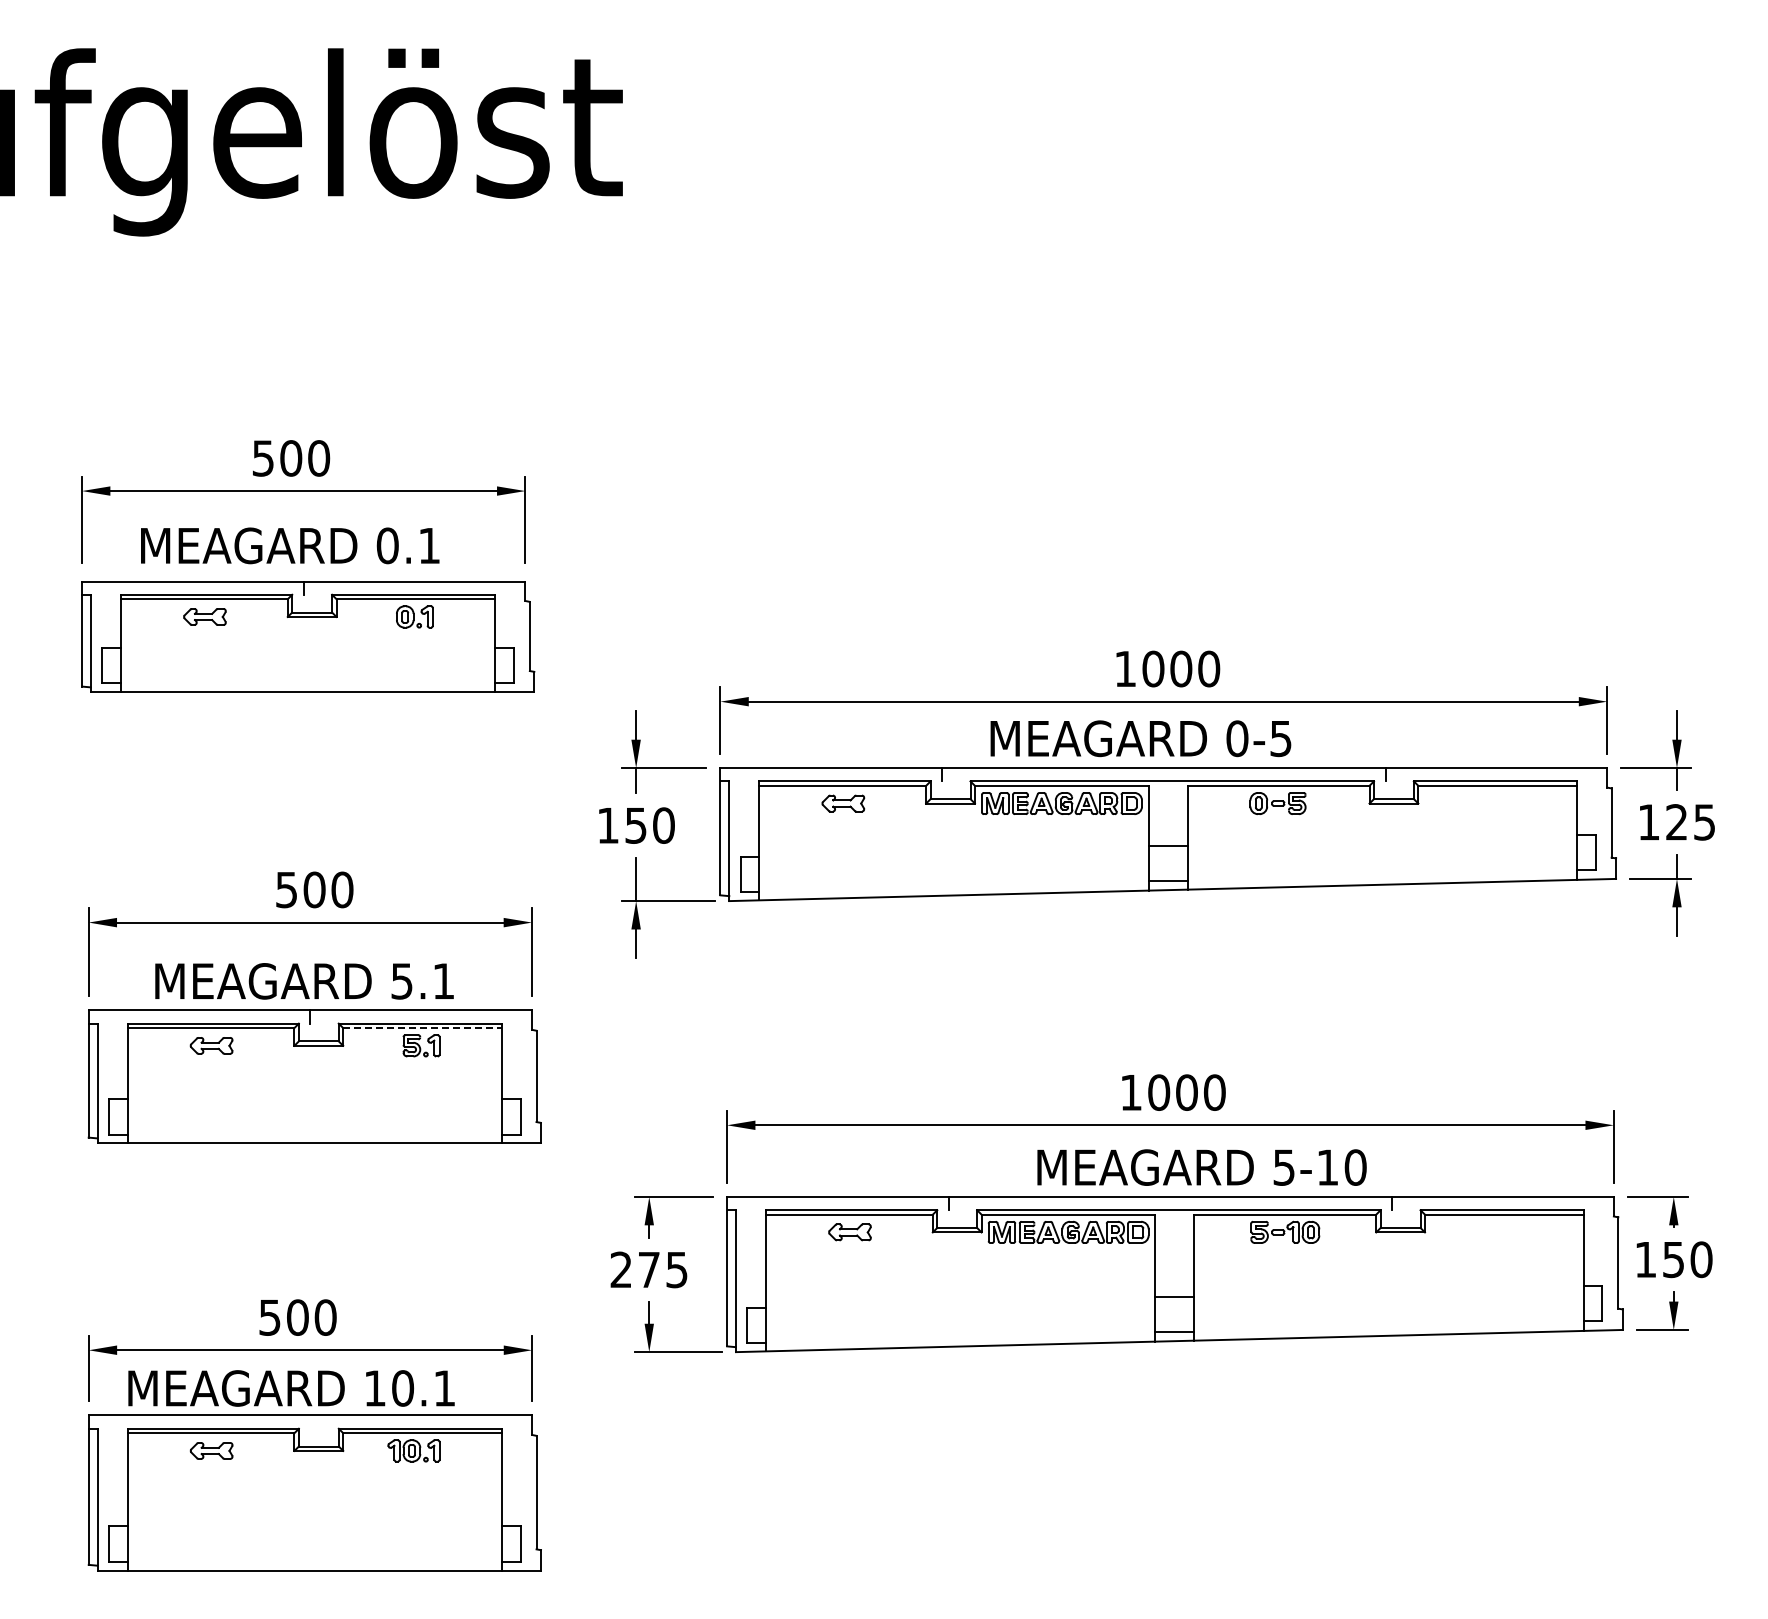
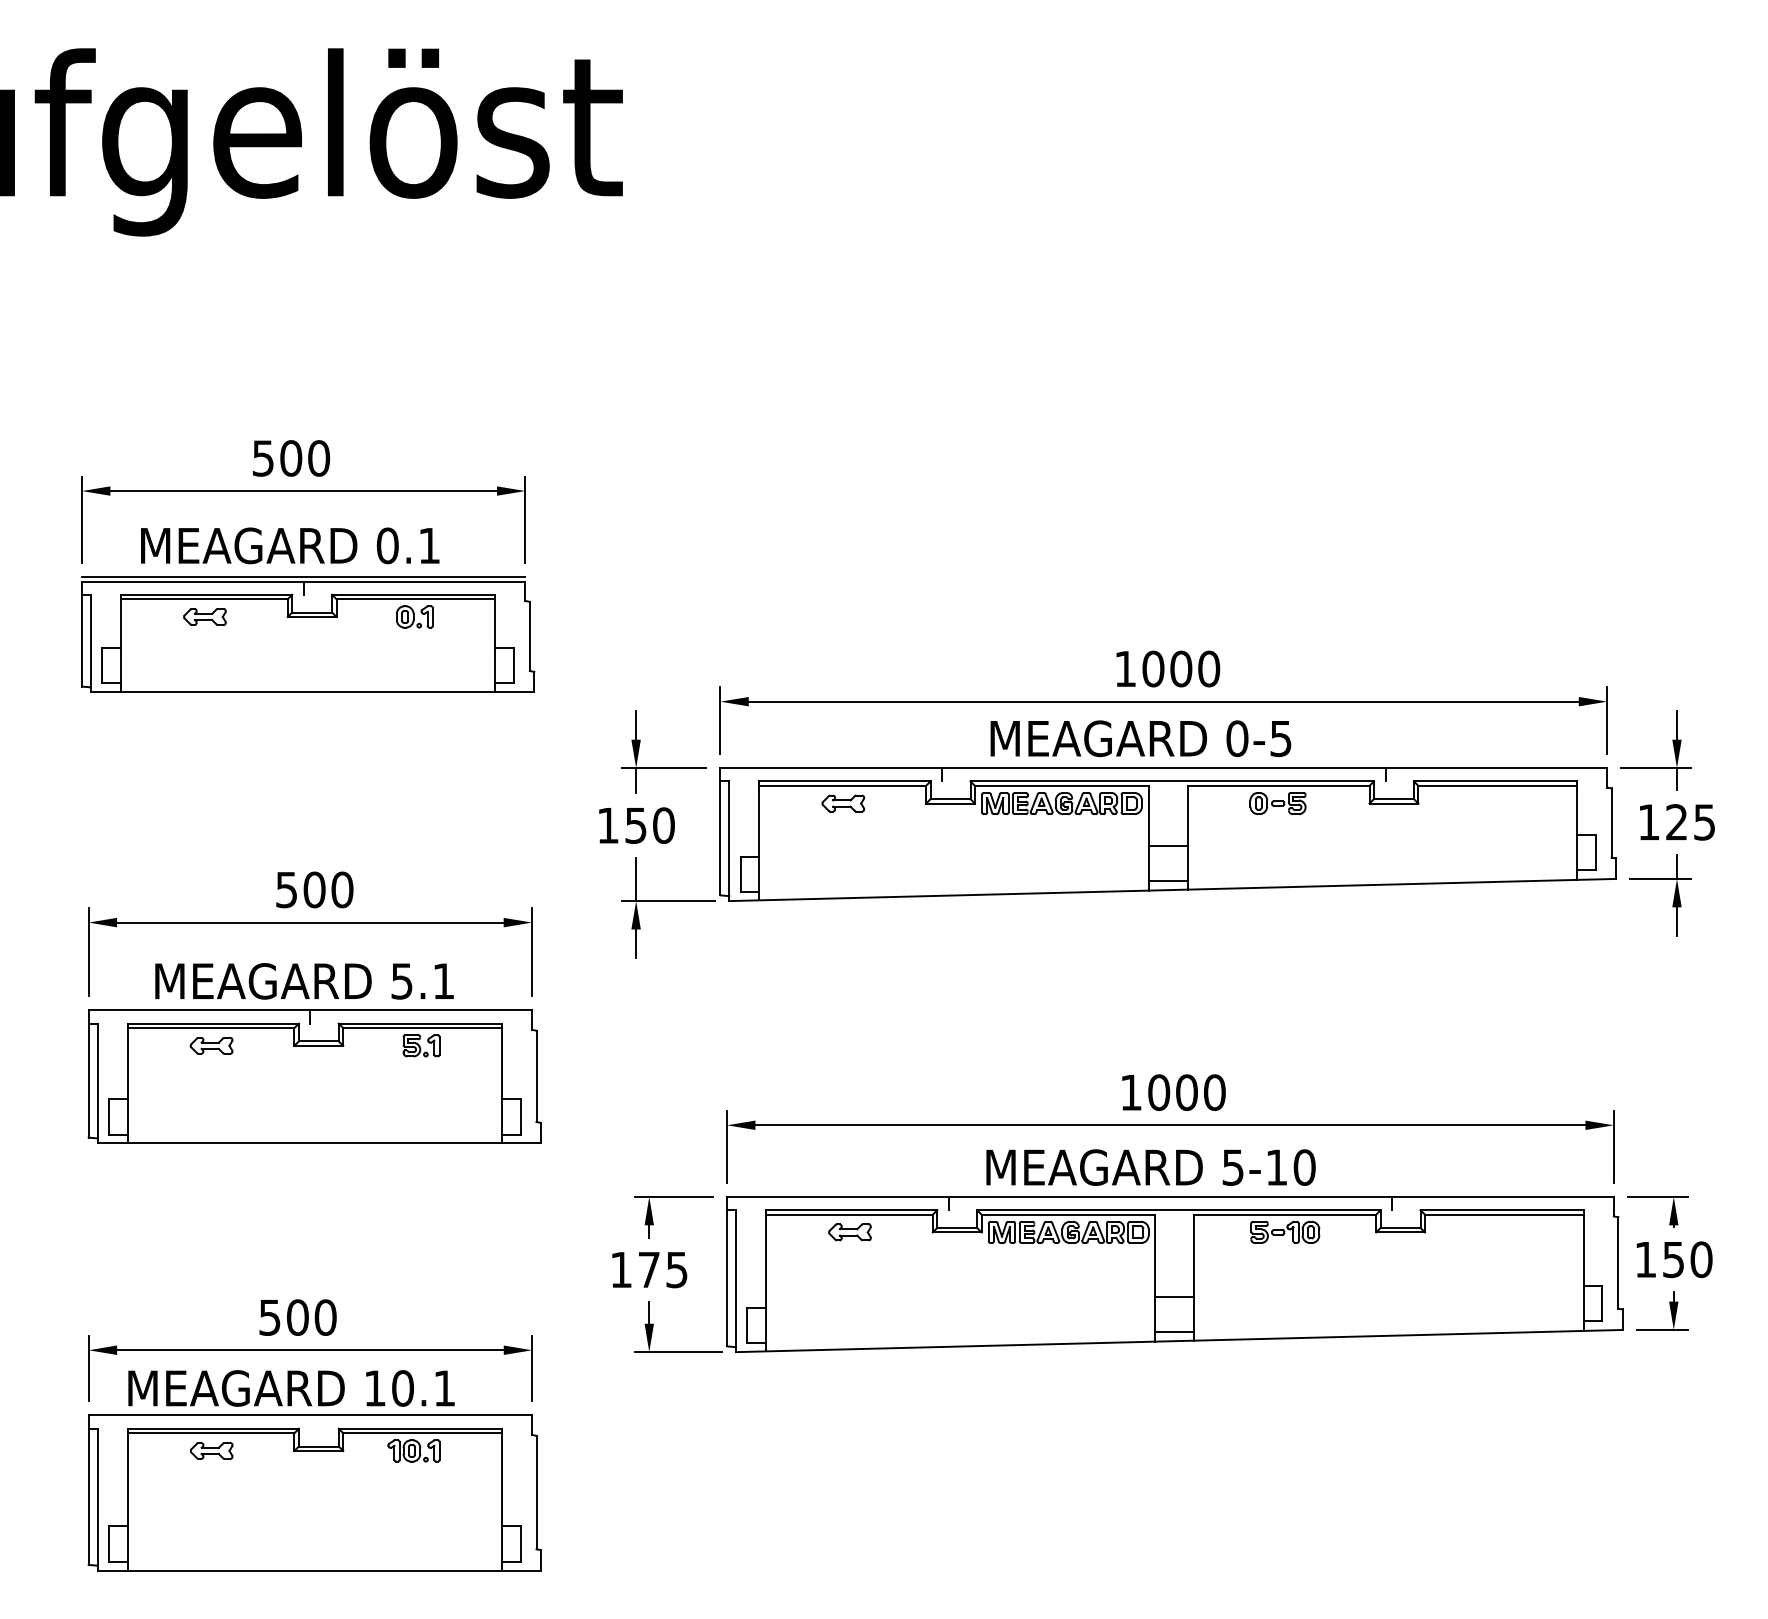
line: none -> present (303, 577)
line: dashed -> solid (423, 1028)
text position: (1201, 1167) -> (1150, 1167) (1150, 1167)
text: 275 -> 175 (620, 1269)
